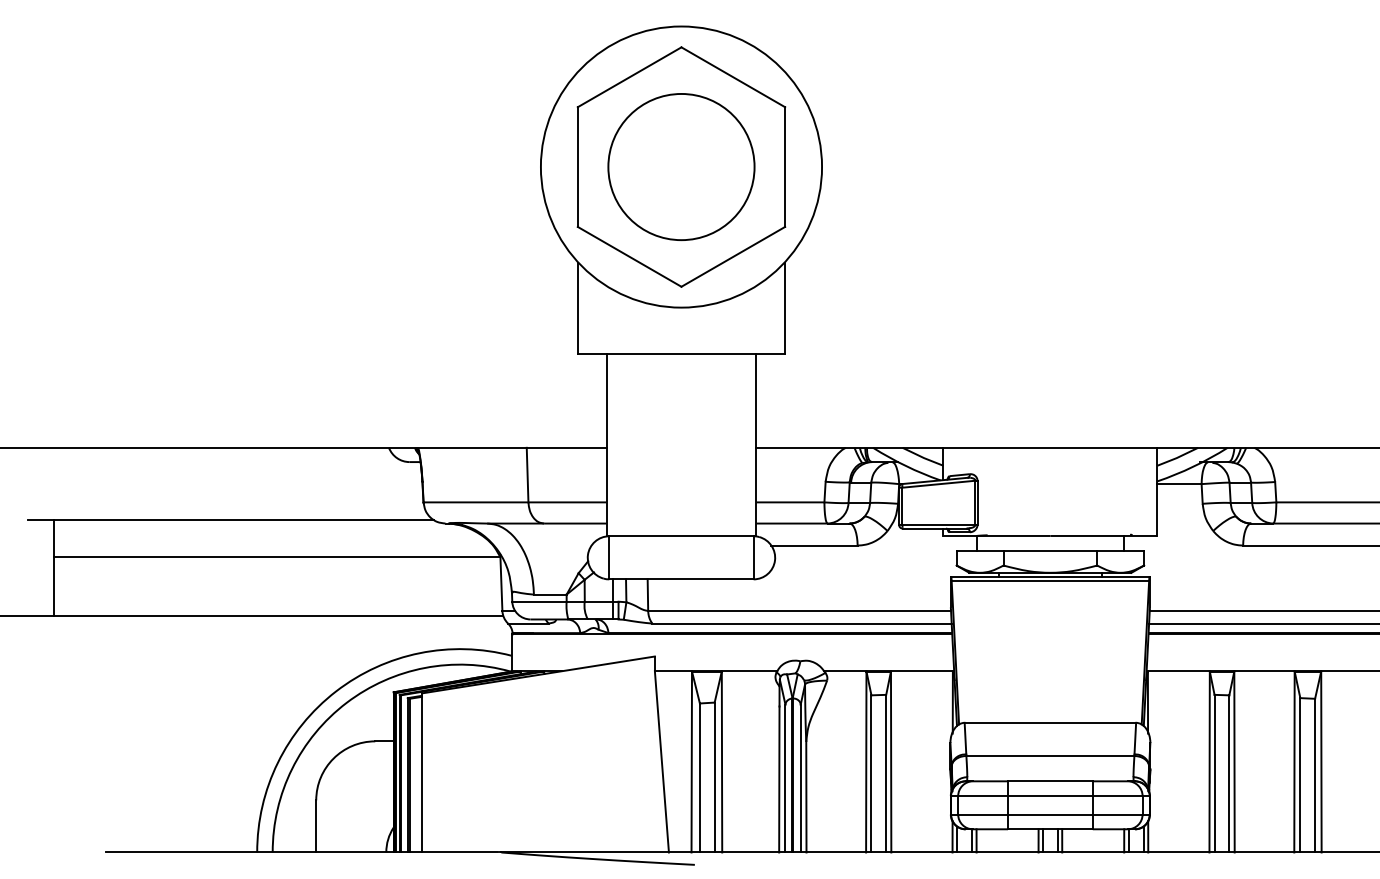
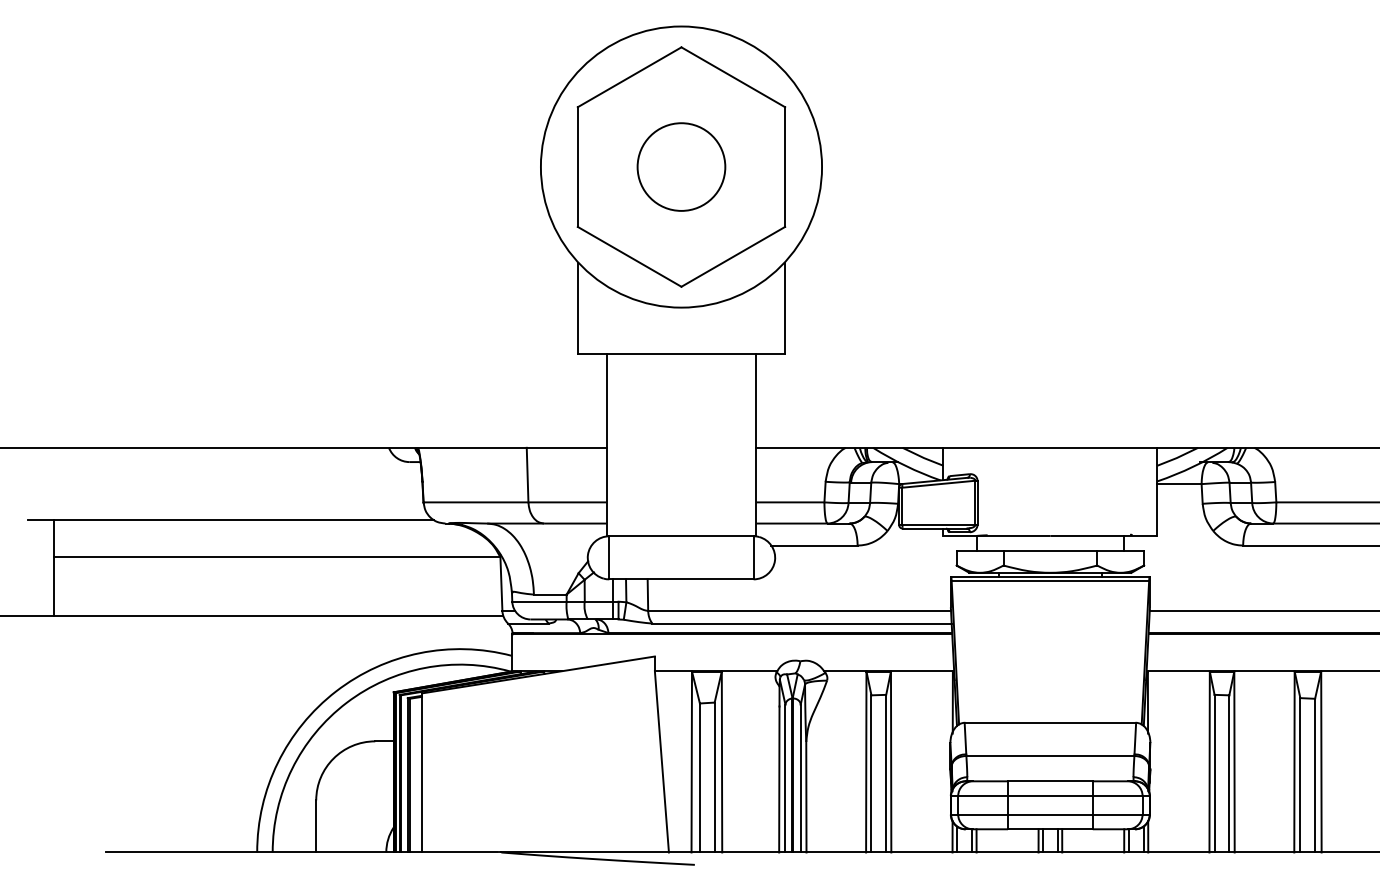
circle diameter: 146 px -> 88 px (681, 166)
line: present -> none (1262, 623)
